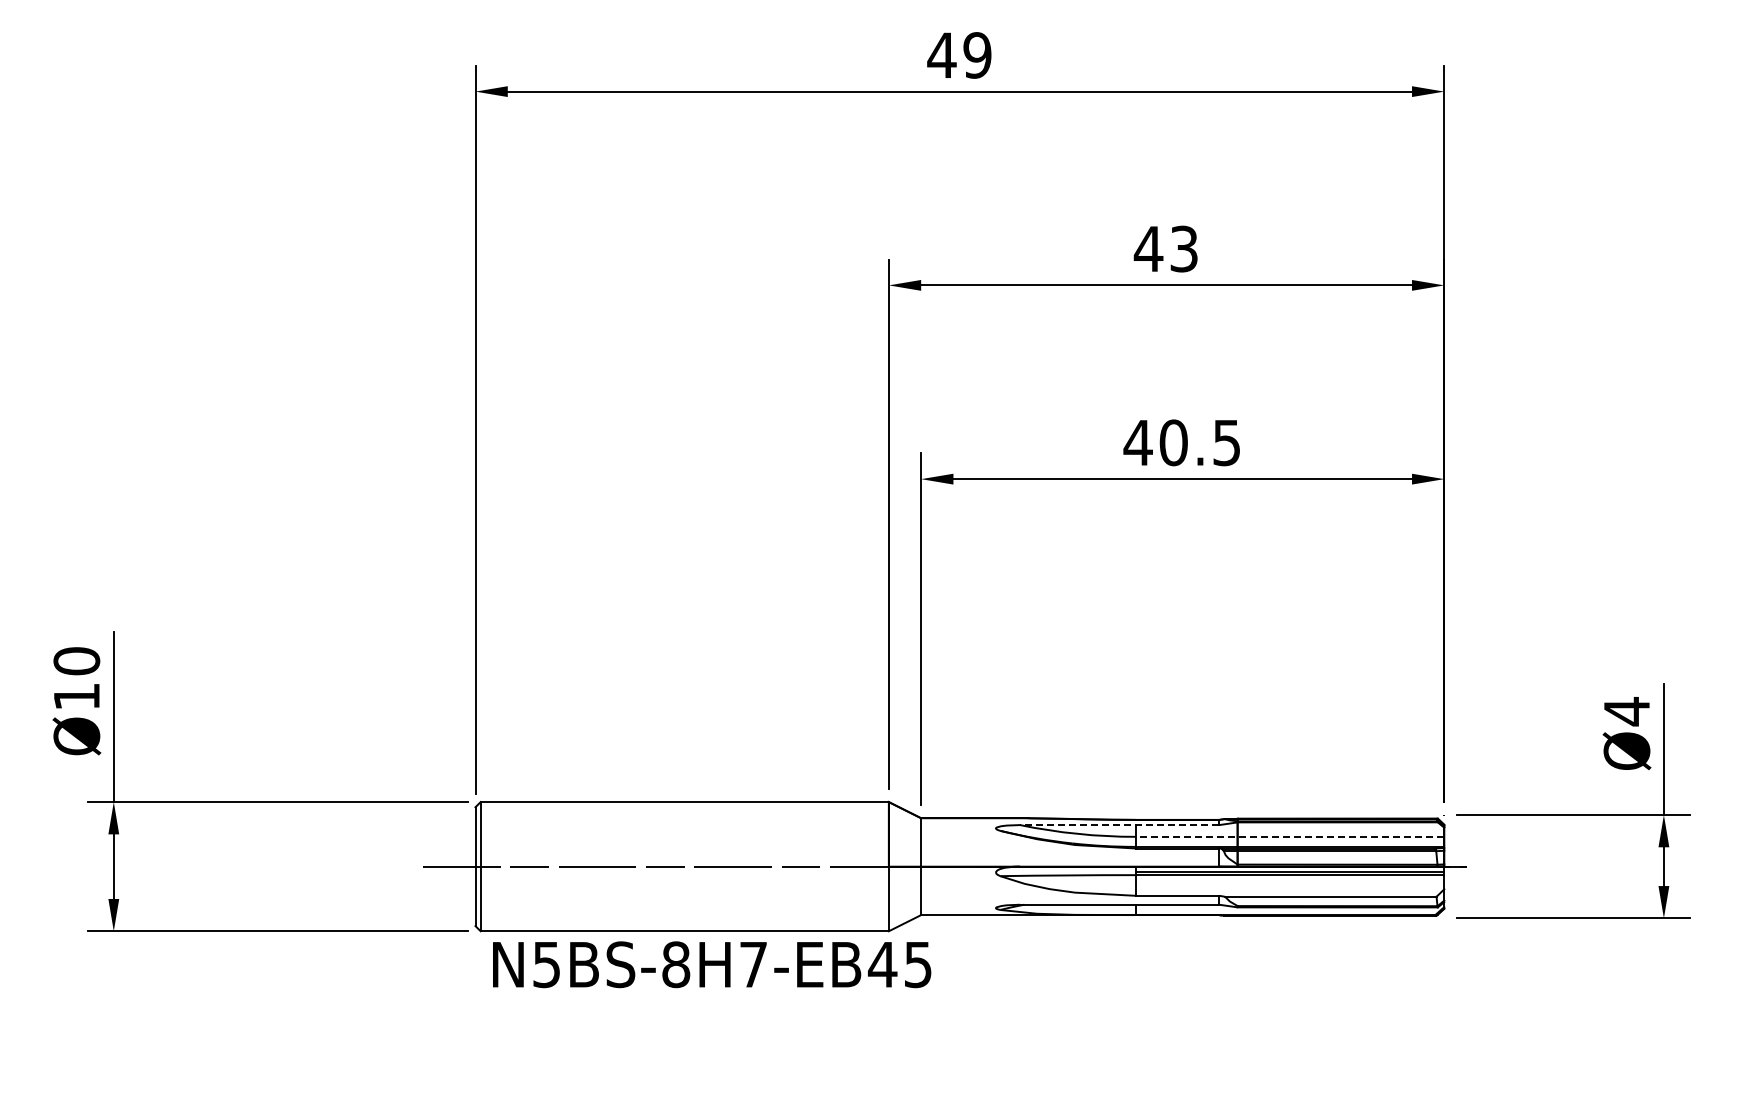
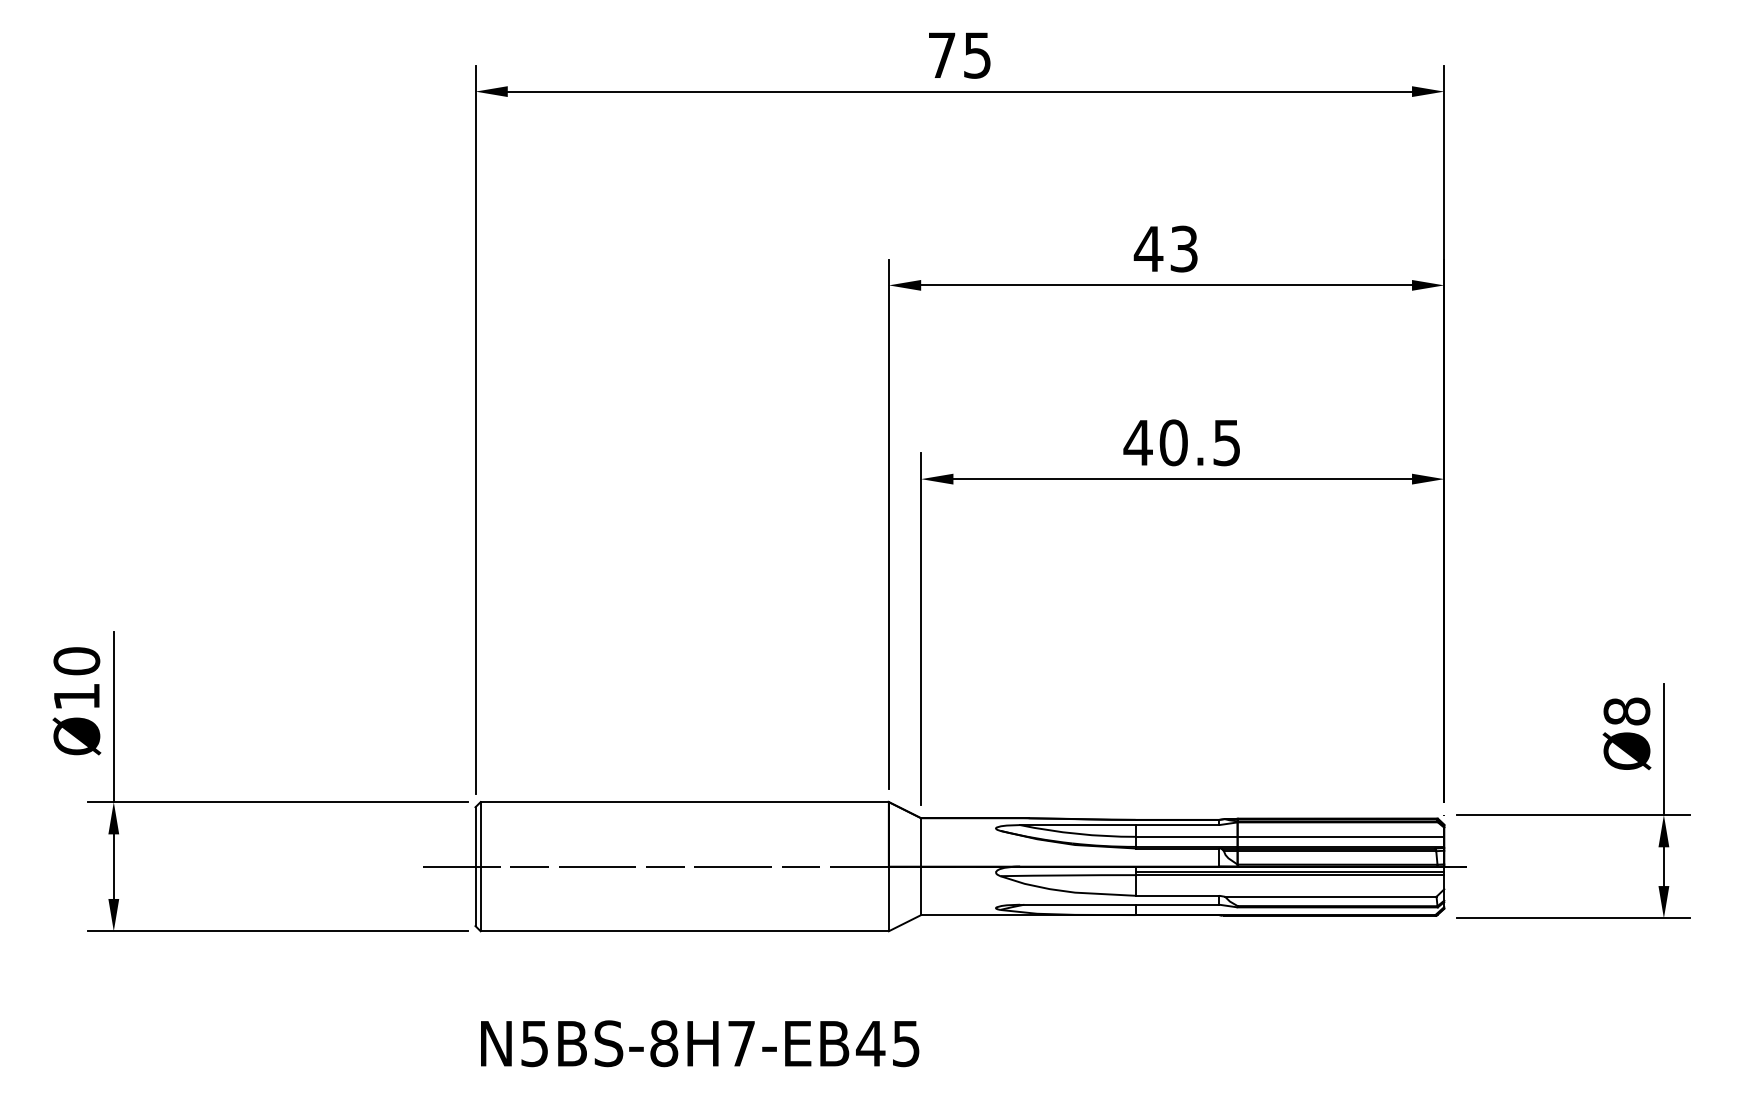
text: 49 -> 75 (959, 55)
text: Ø4 -> Ø8 (1626, 711)
line: dashed -> solid (1119, 825)
line: dashed -> solid (1289, 836)
text position: (712, 964) -> (700, 1043) (700, 1043)
